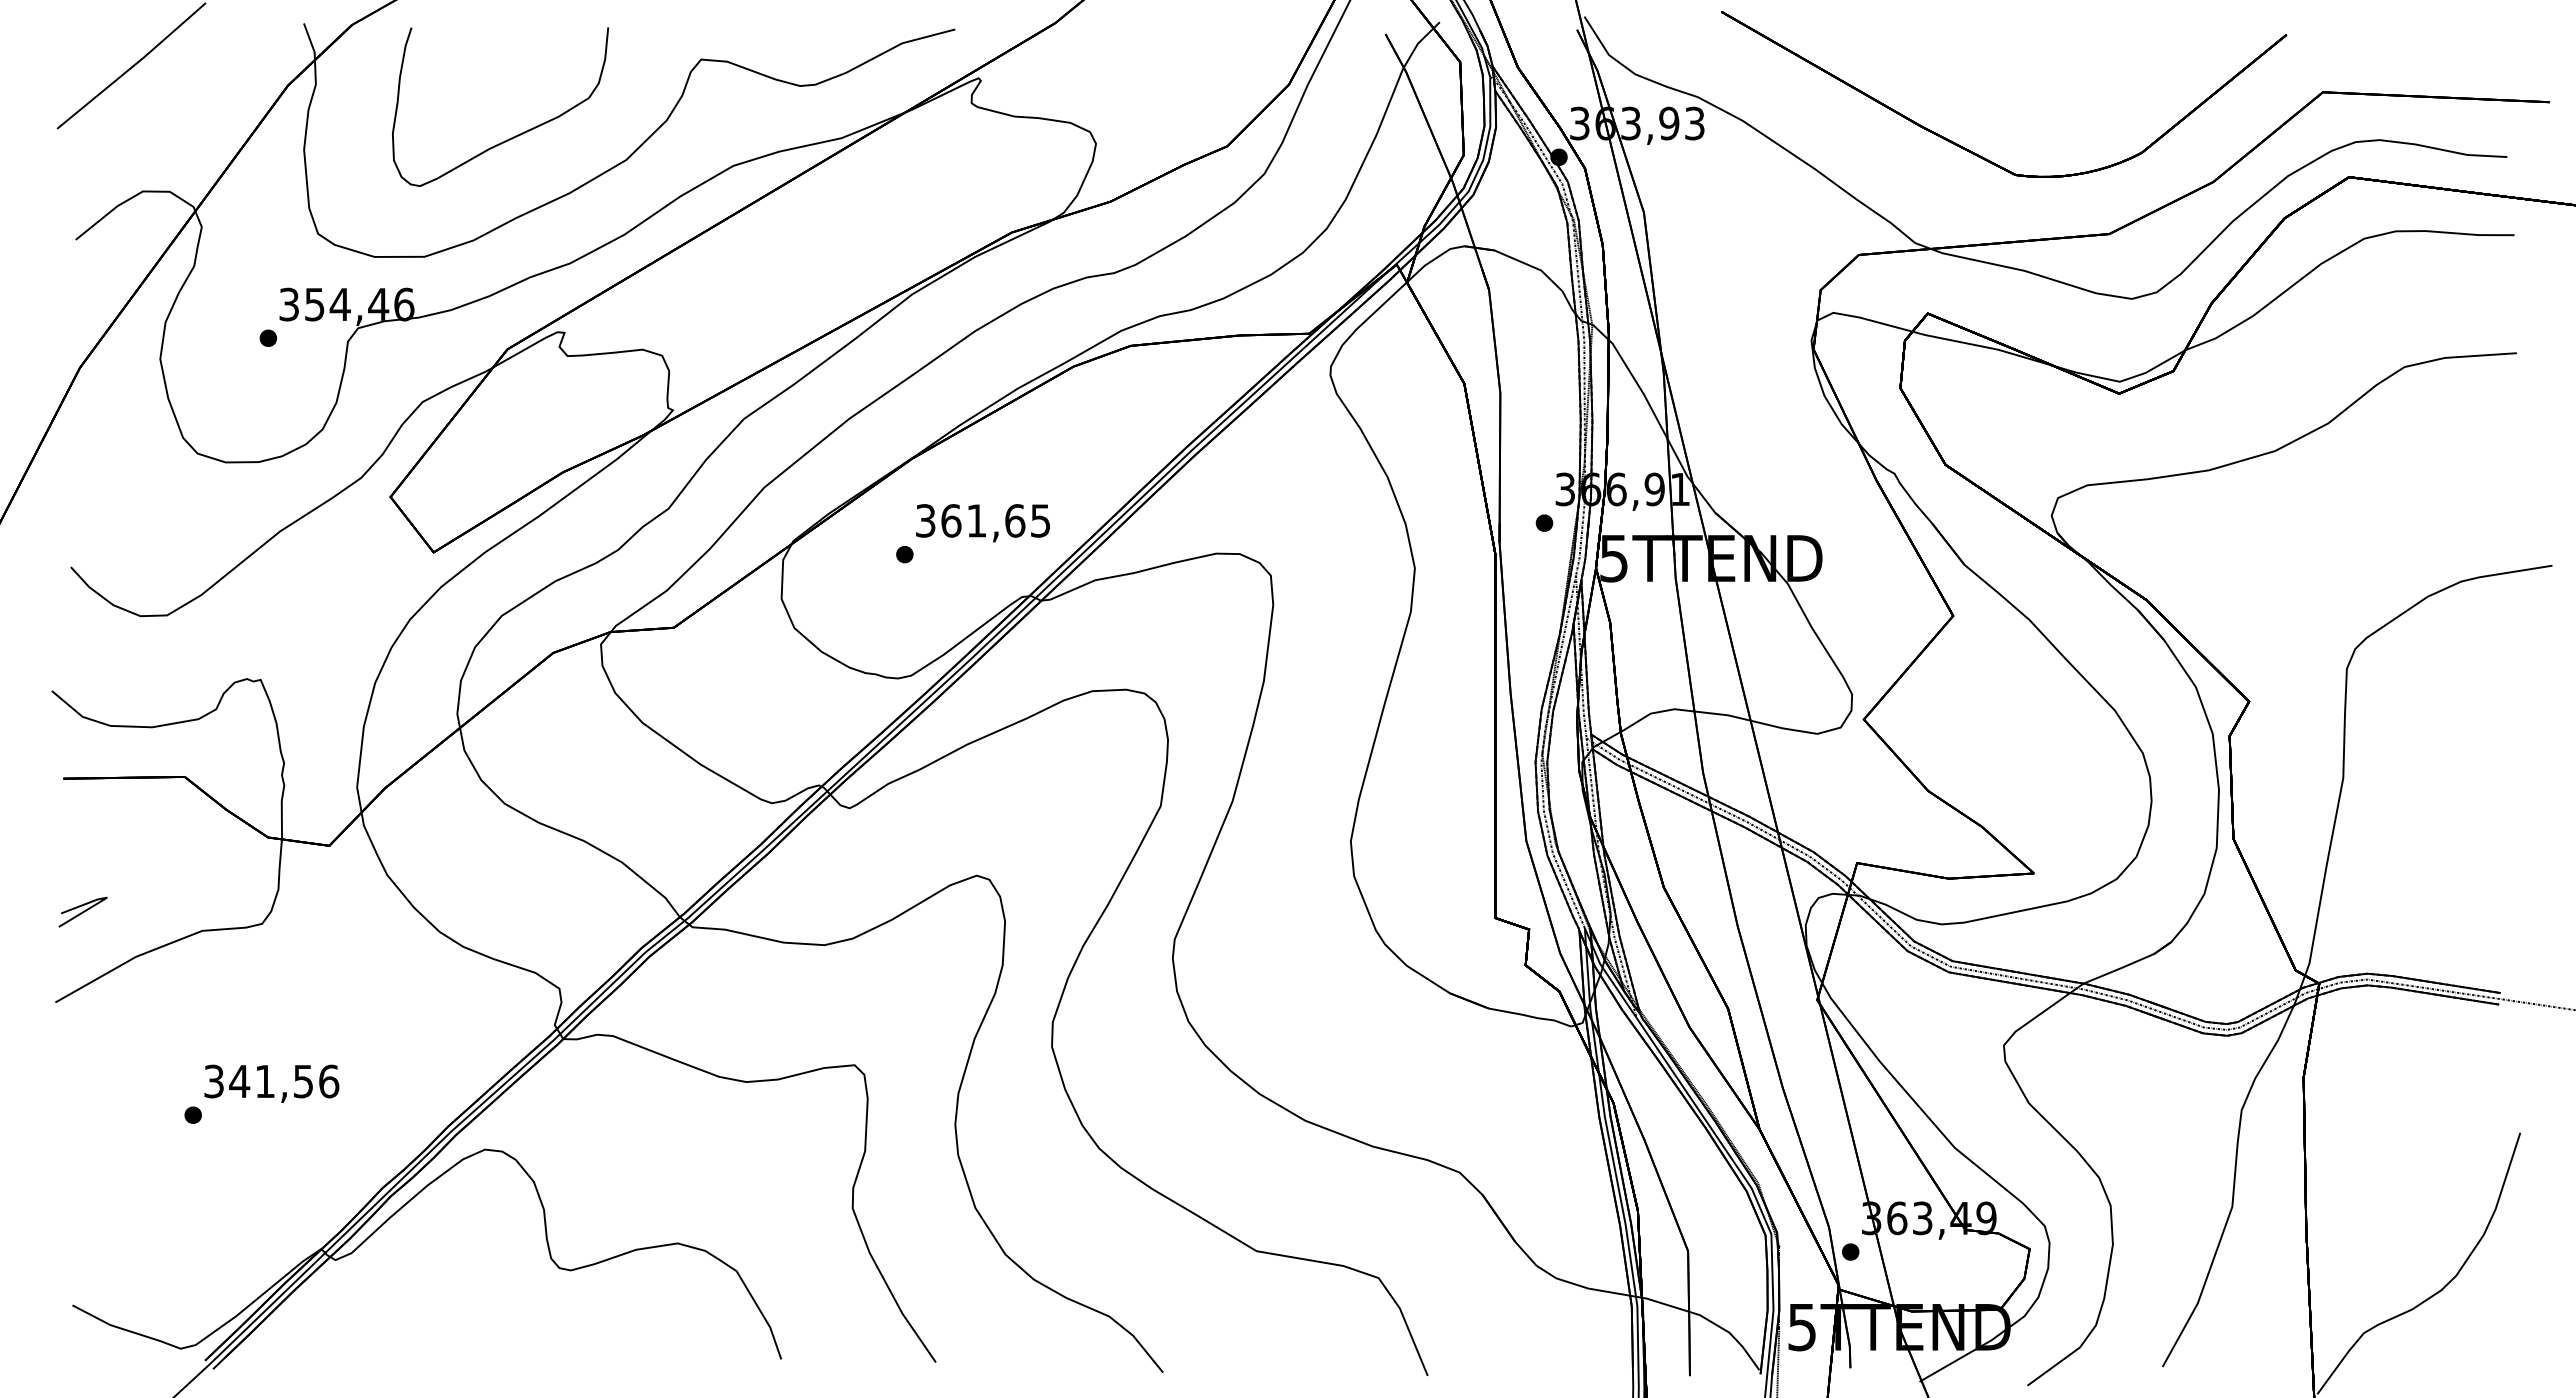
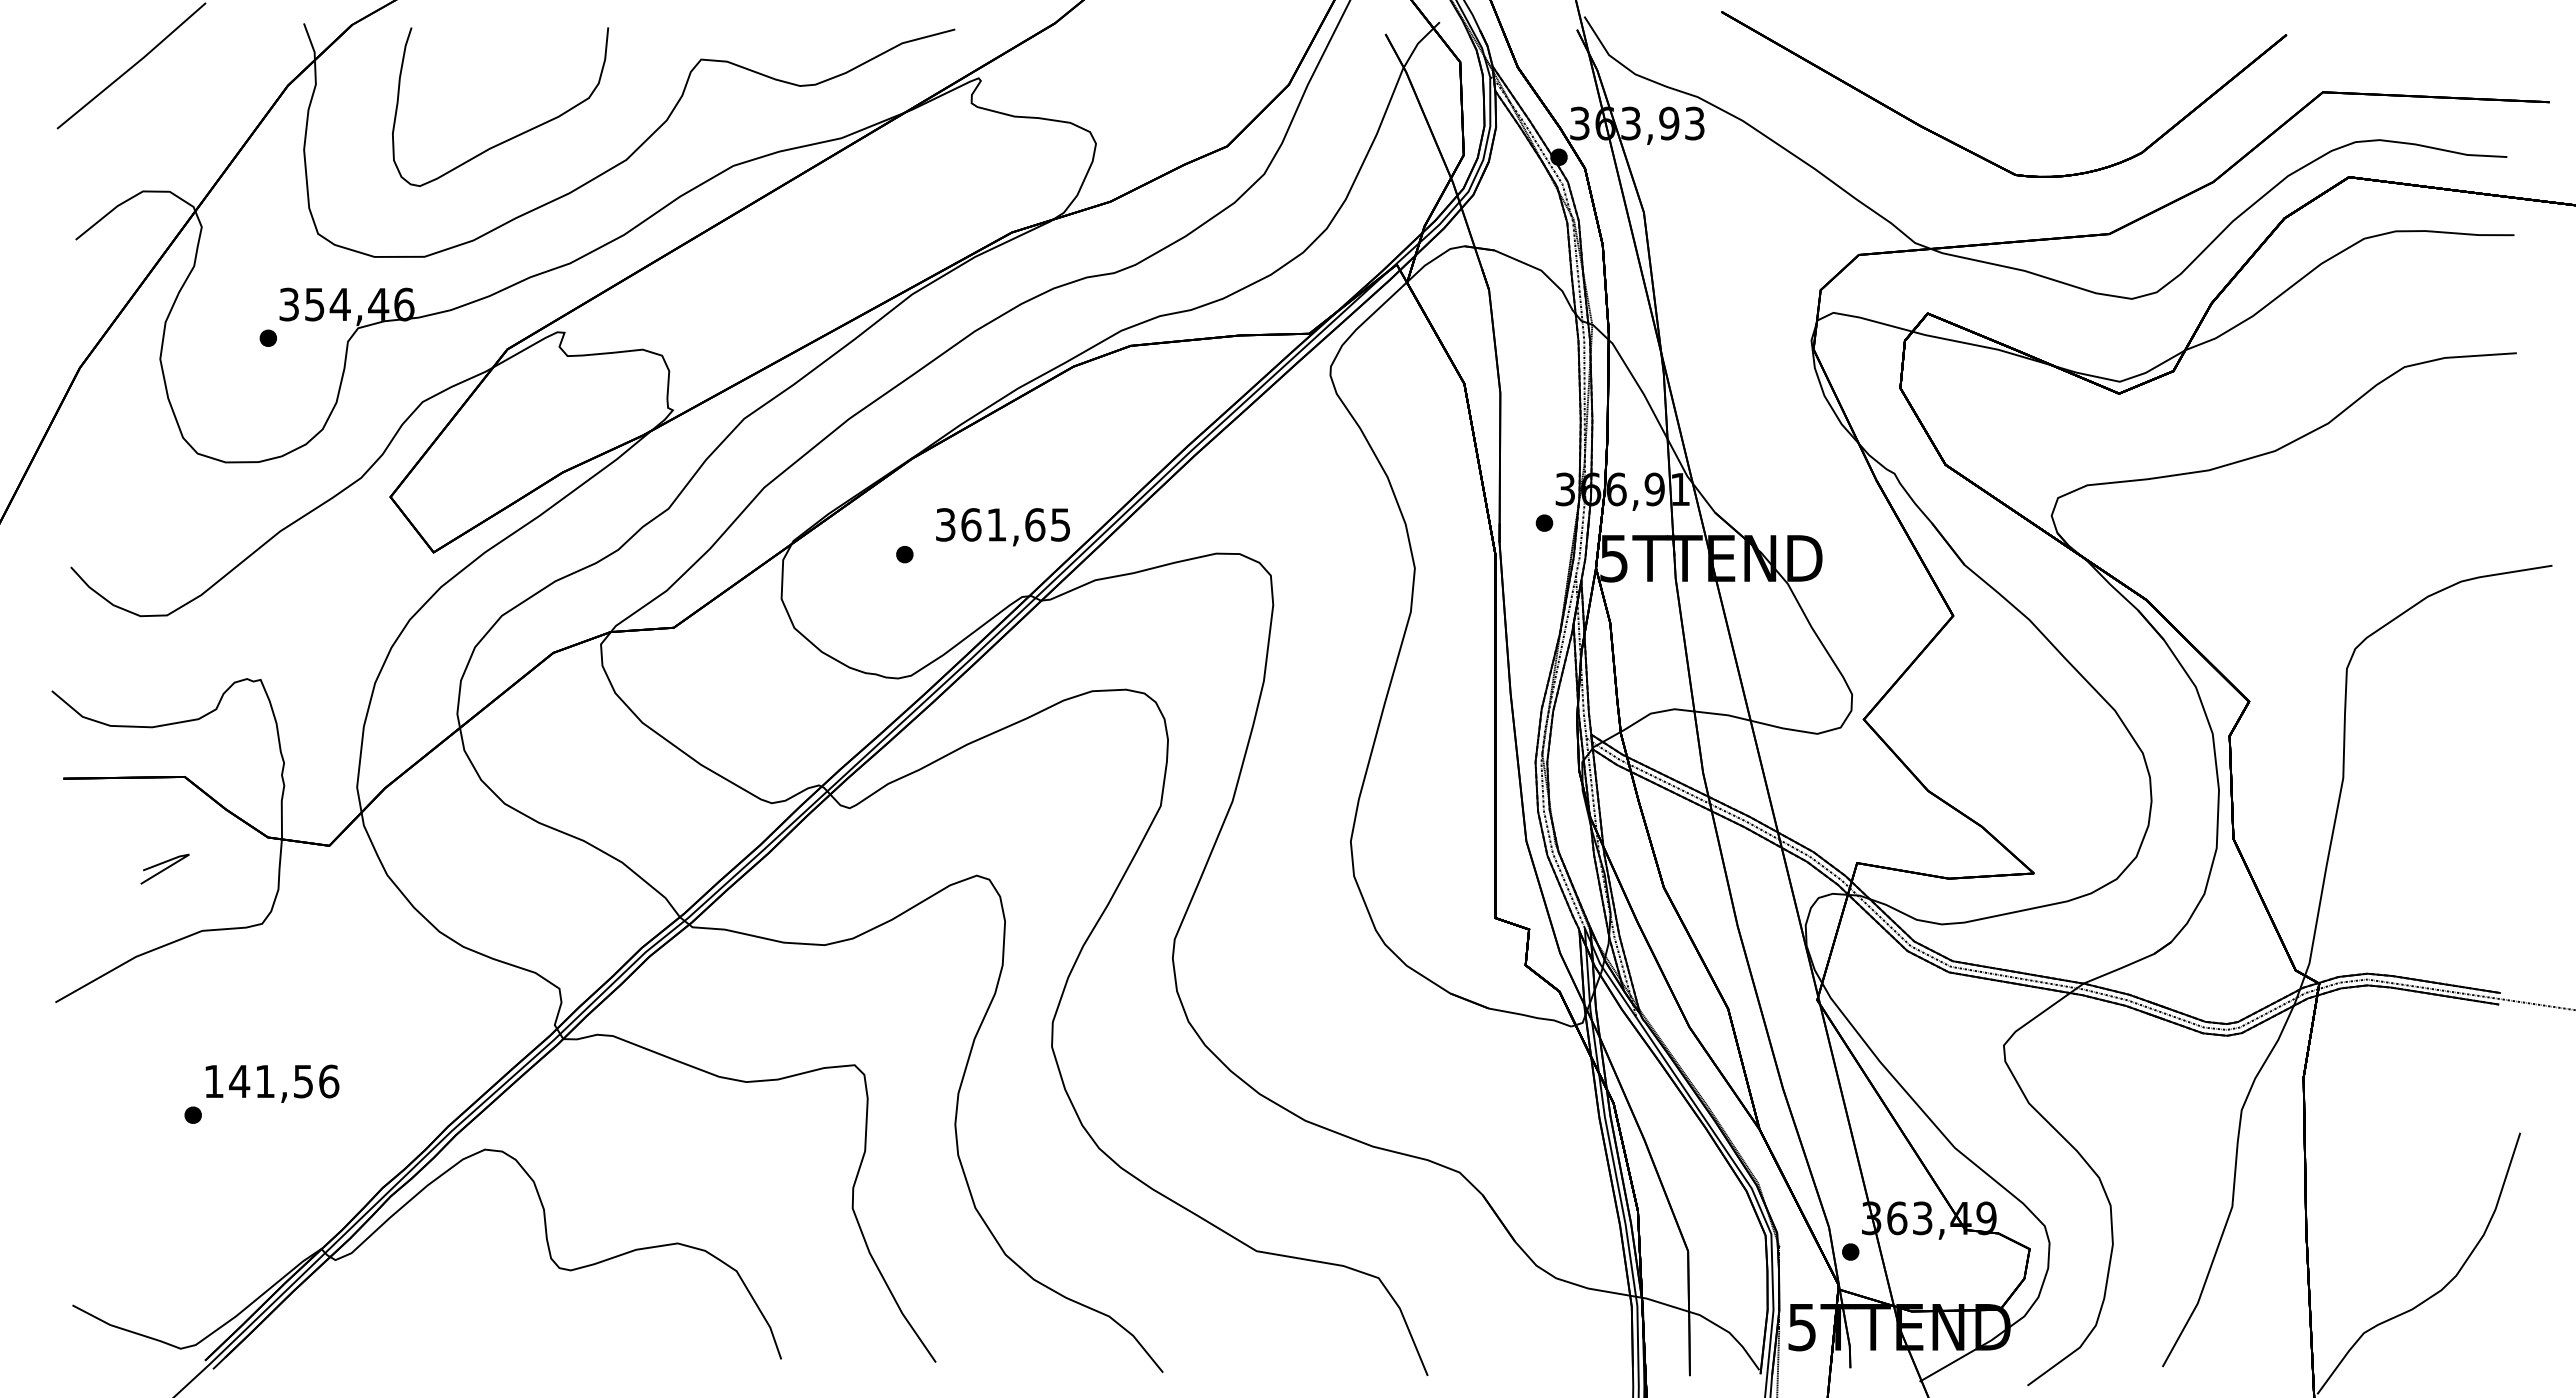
text position: (982, 523) -> (1002, 527) (1002, 527)
part position: (82, 911) -> (164, 868) (164, 868)
text: 341,56 -> 141,56 (213, 1081)
